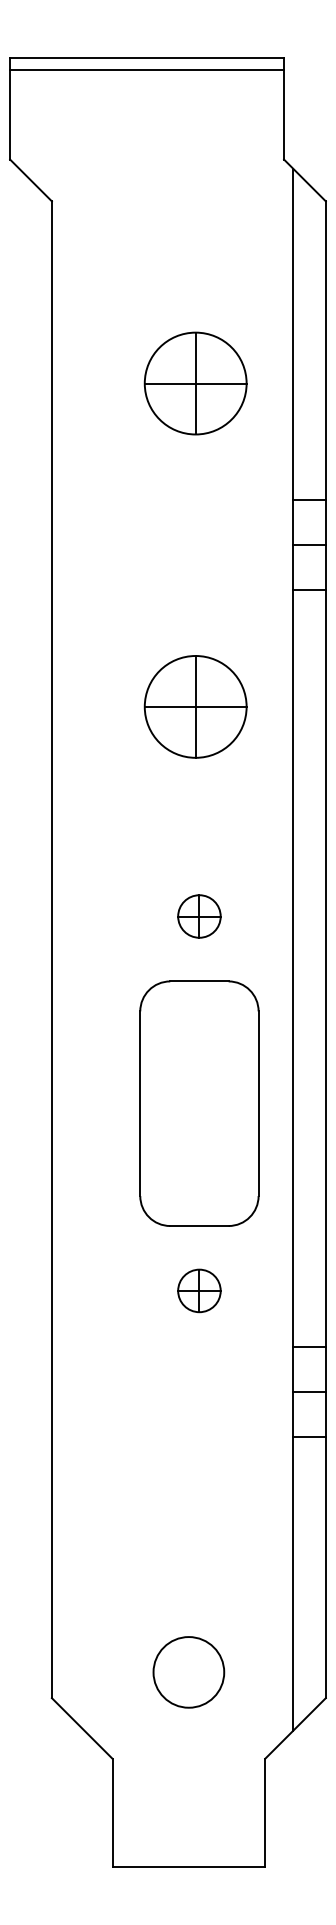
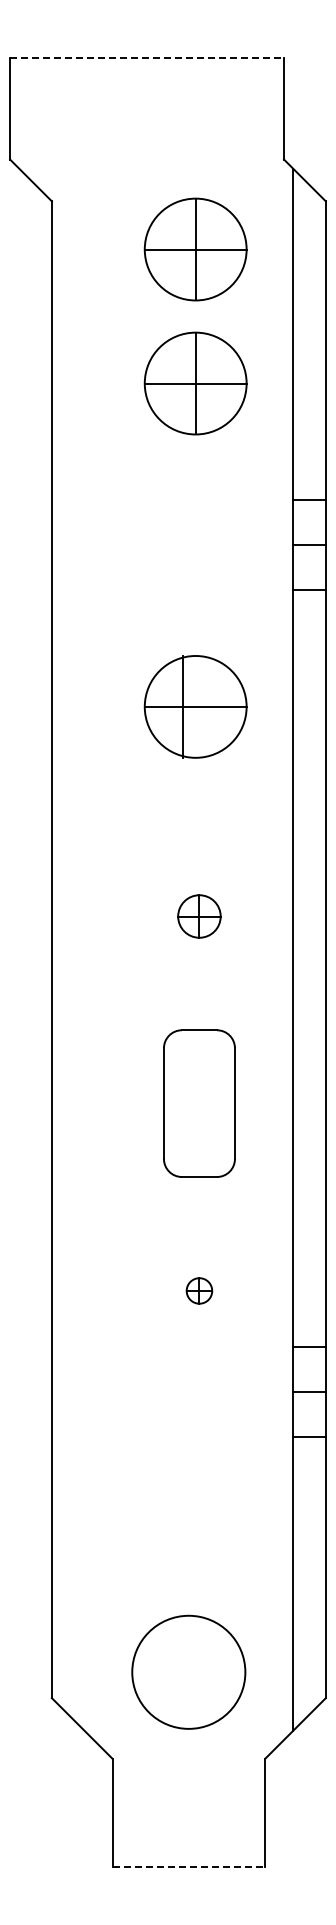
line: solid -> dashed (147, 57)
line: present -> none (147, 69)
part: none -> present (195, 249)
line position: (195, 706) -> (182, 706) (182, 706)
part size: 121x247 px -> 73x149 px (199, 1103)
part size: 45x46 px -> 29x28 px (199, 1290)
circle size: 74x73 px -> 116x116 px (188, 1671)
line: solid -> dashed (189, 1867)
